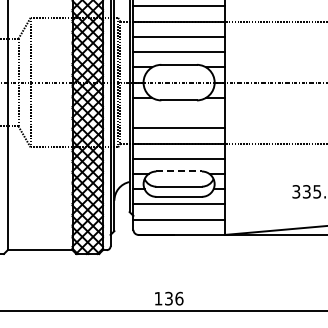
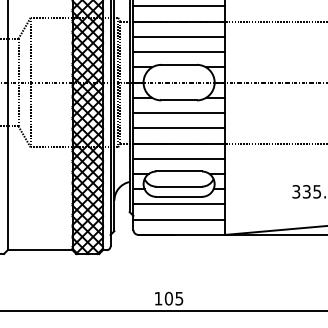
line: none -> present (178, 113)
line: dashed -> solid (179, 171)
text: 136 -> 105 (173, 298)
